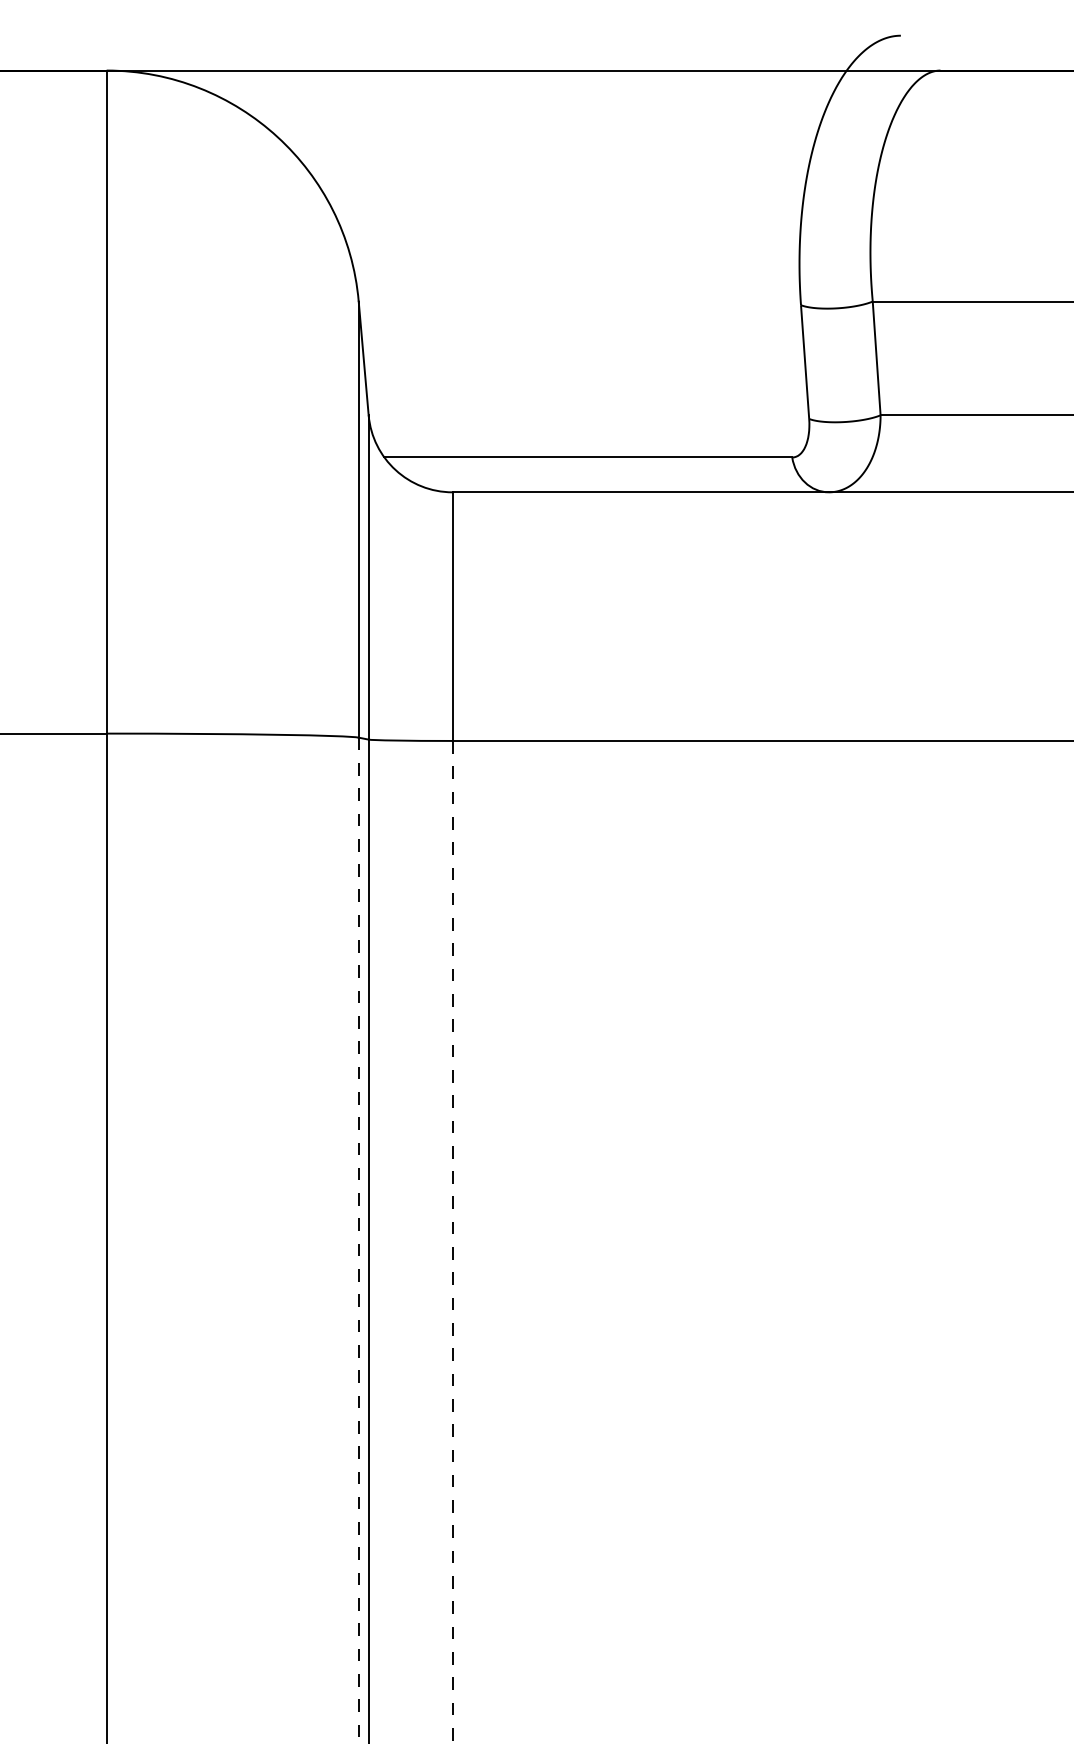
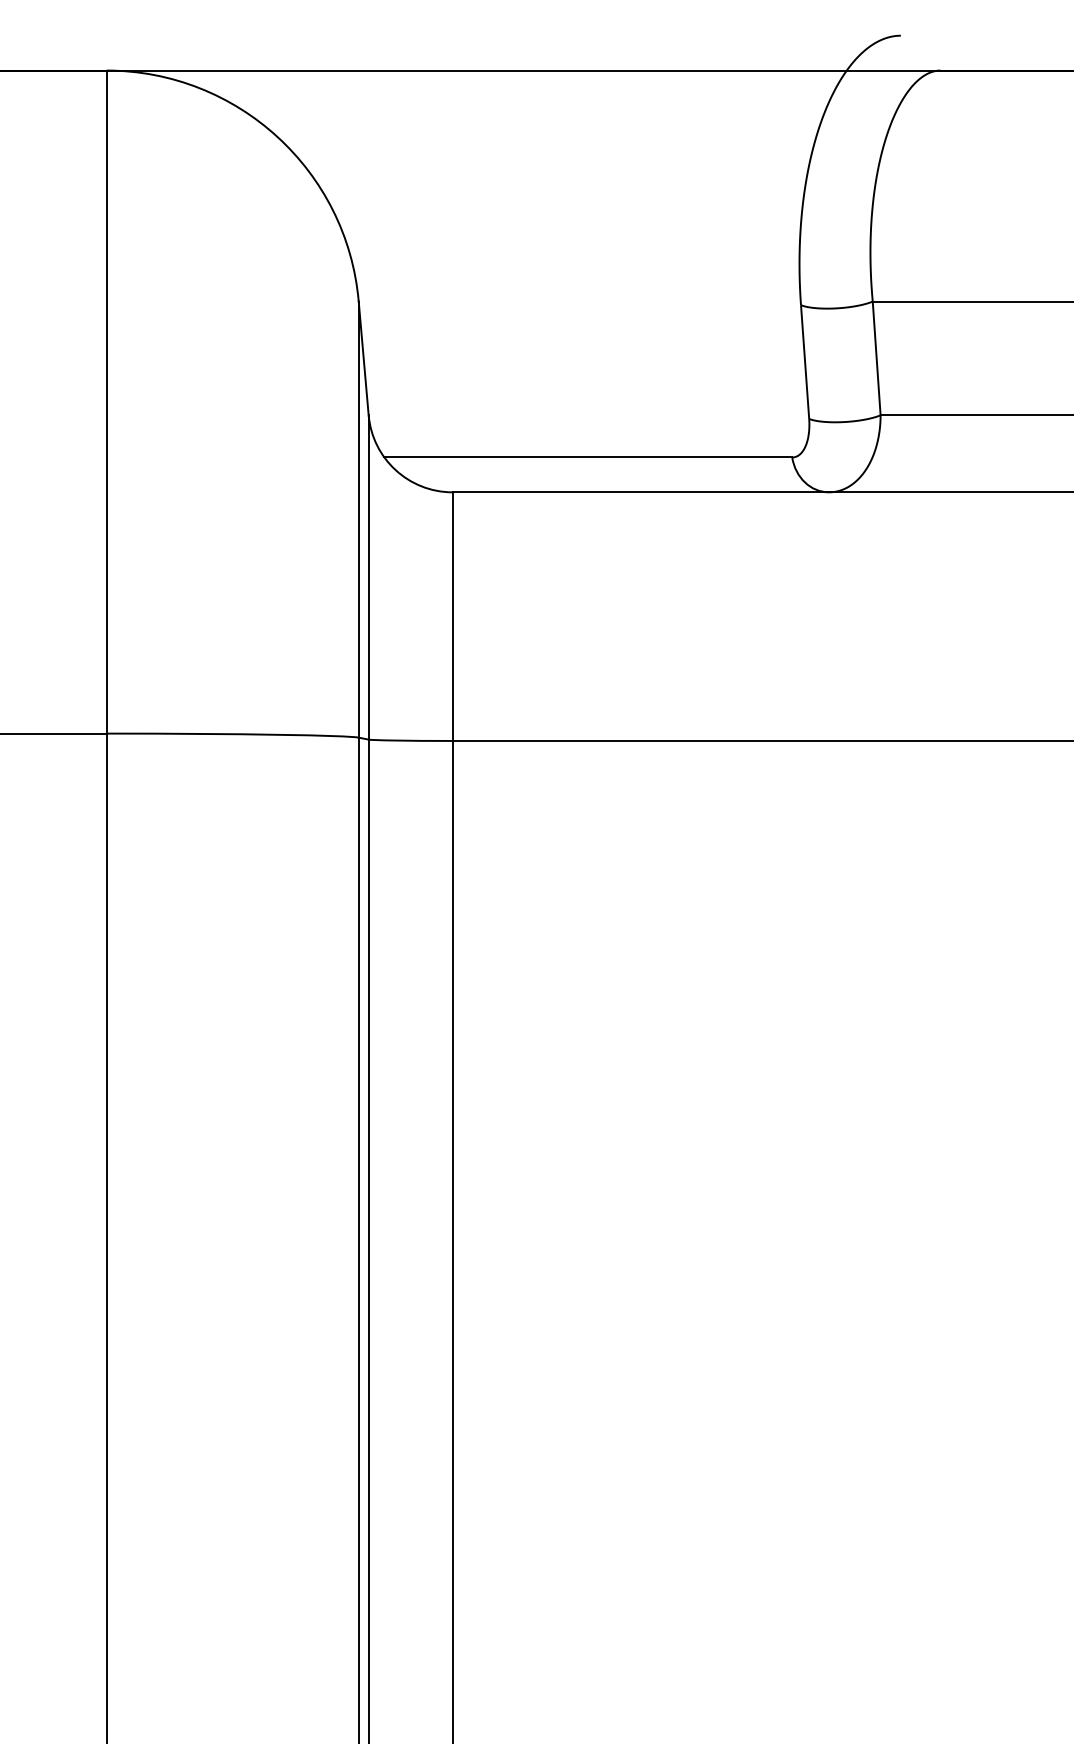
line: dashed -> solid (358, 1240)
line: dashed -> solid (452, 1242)
